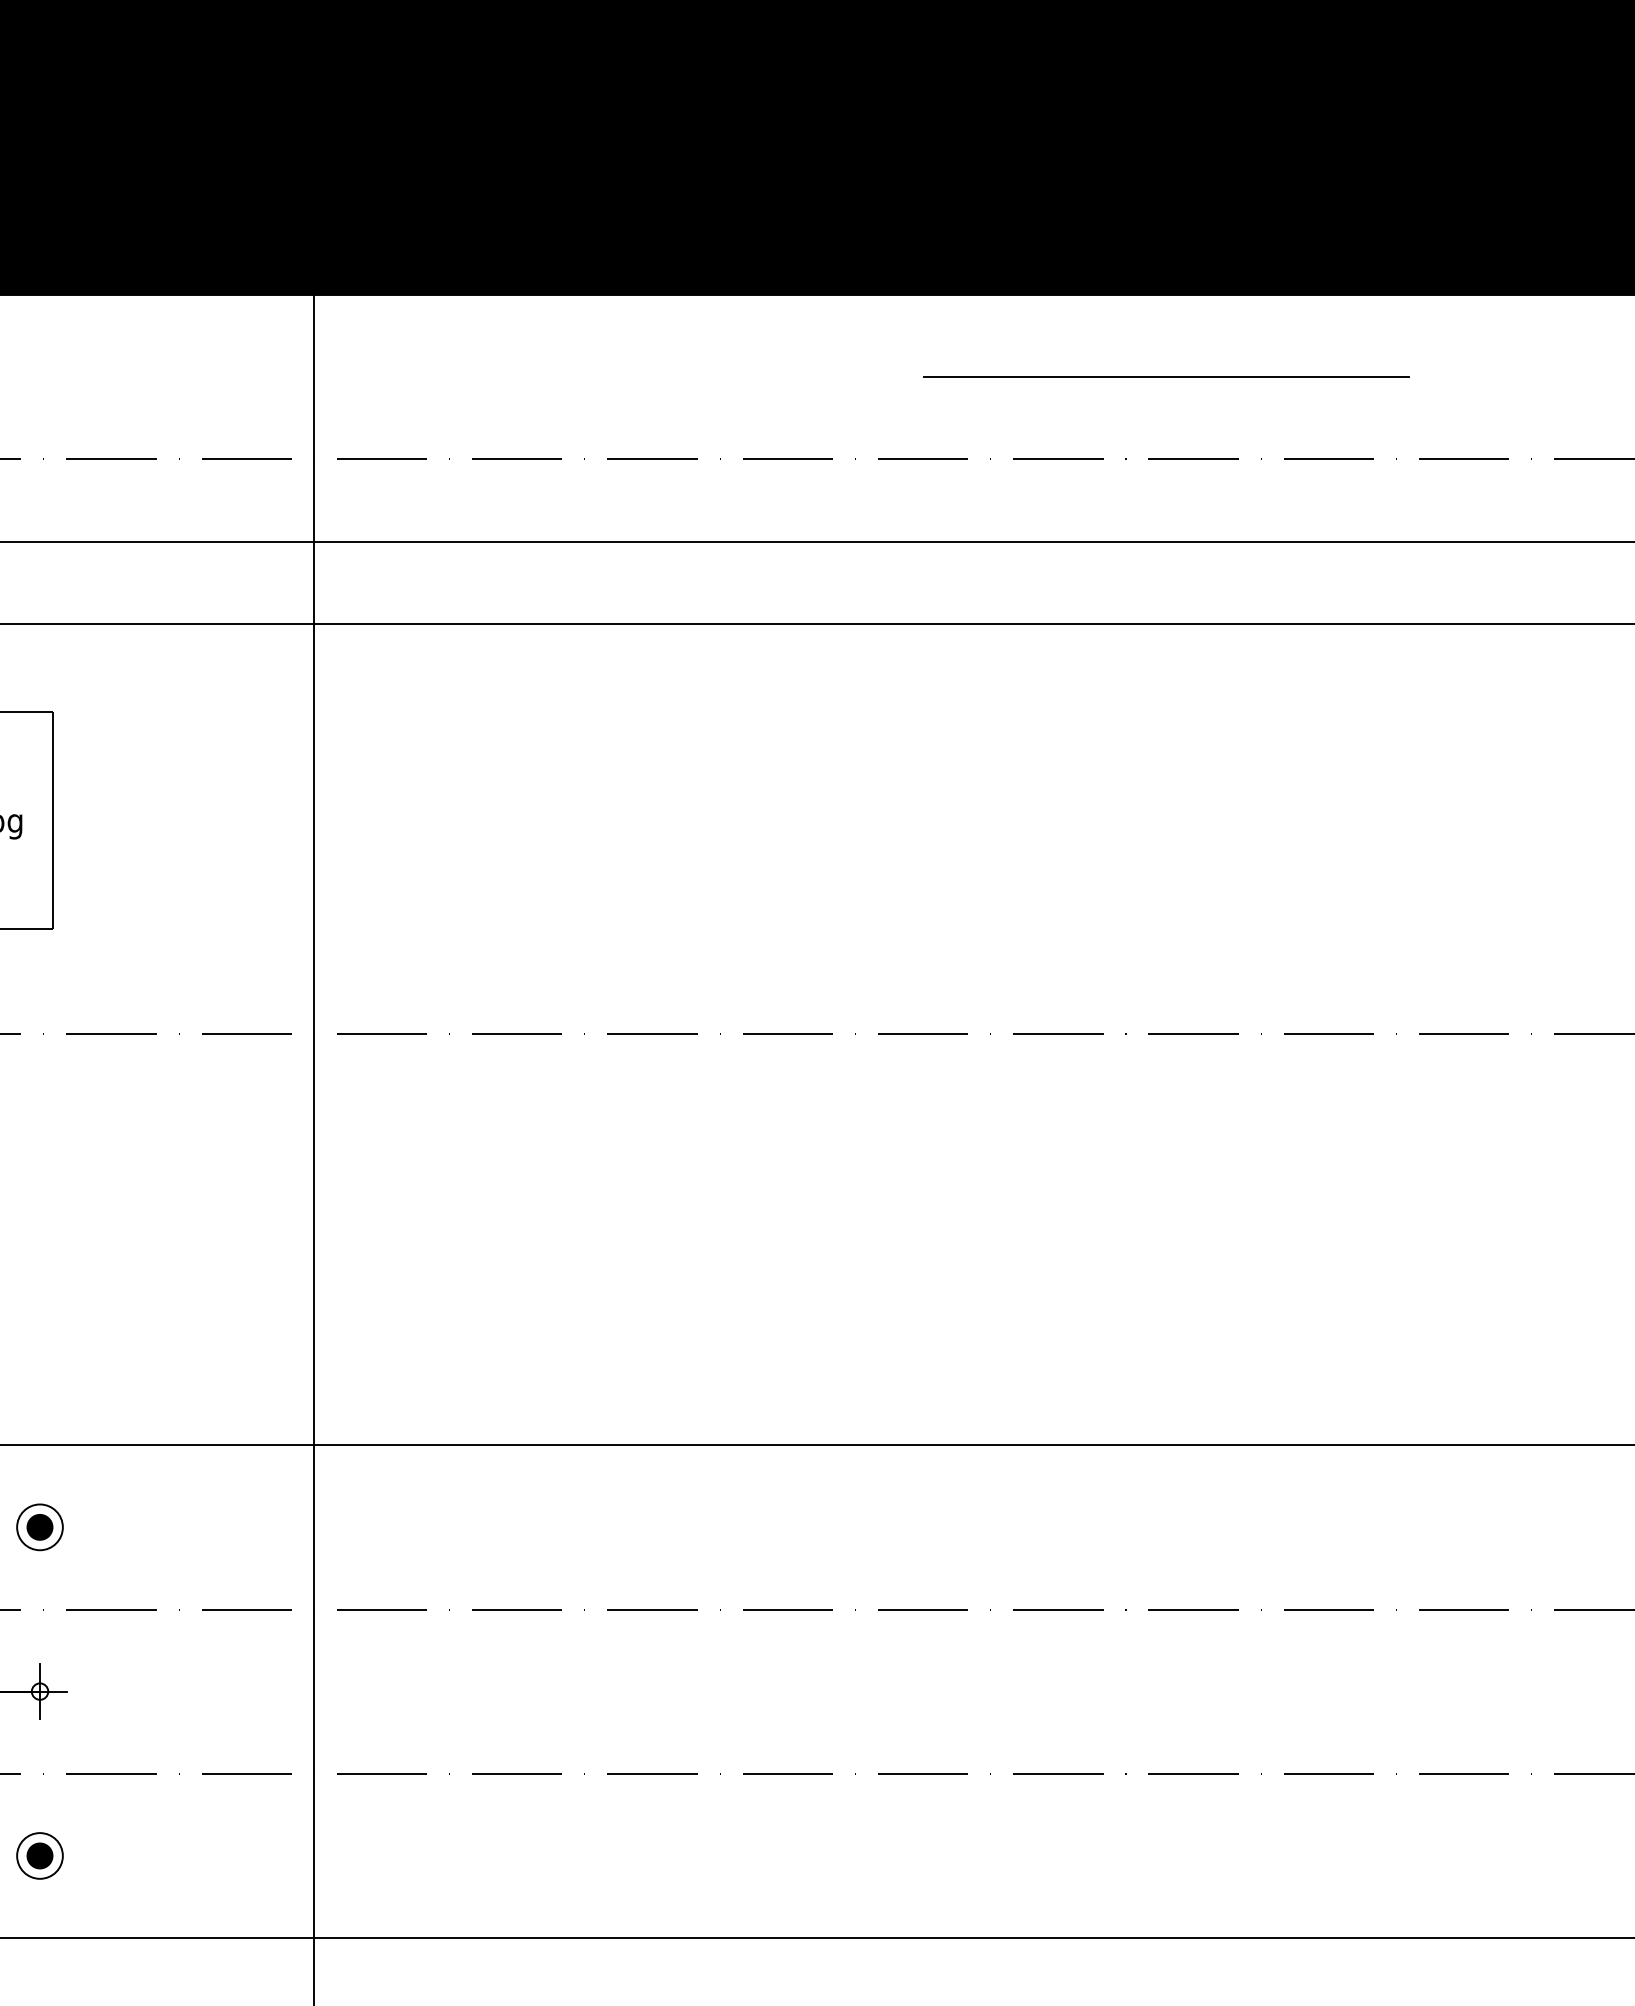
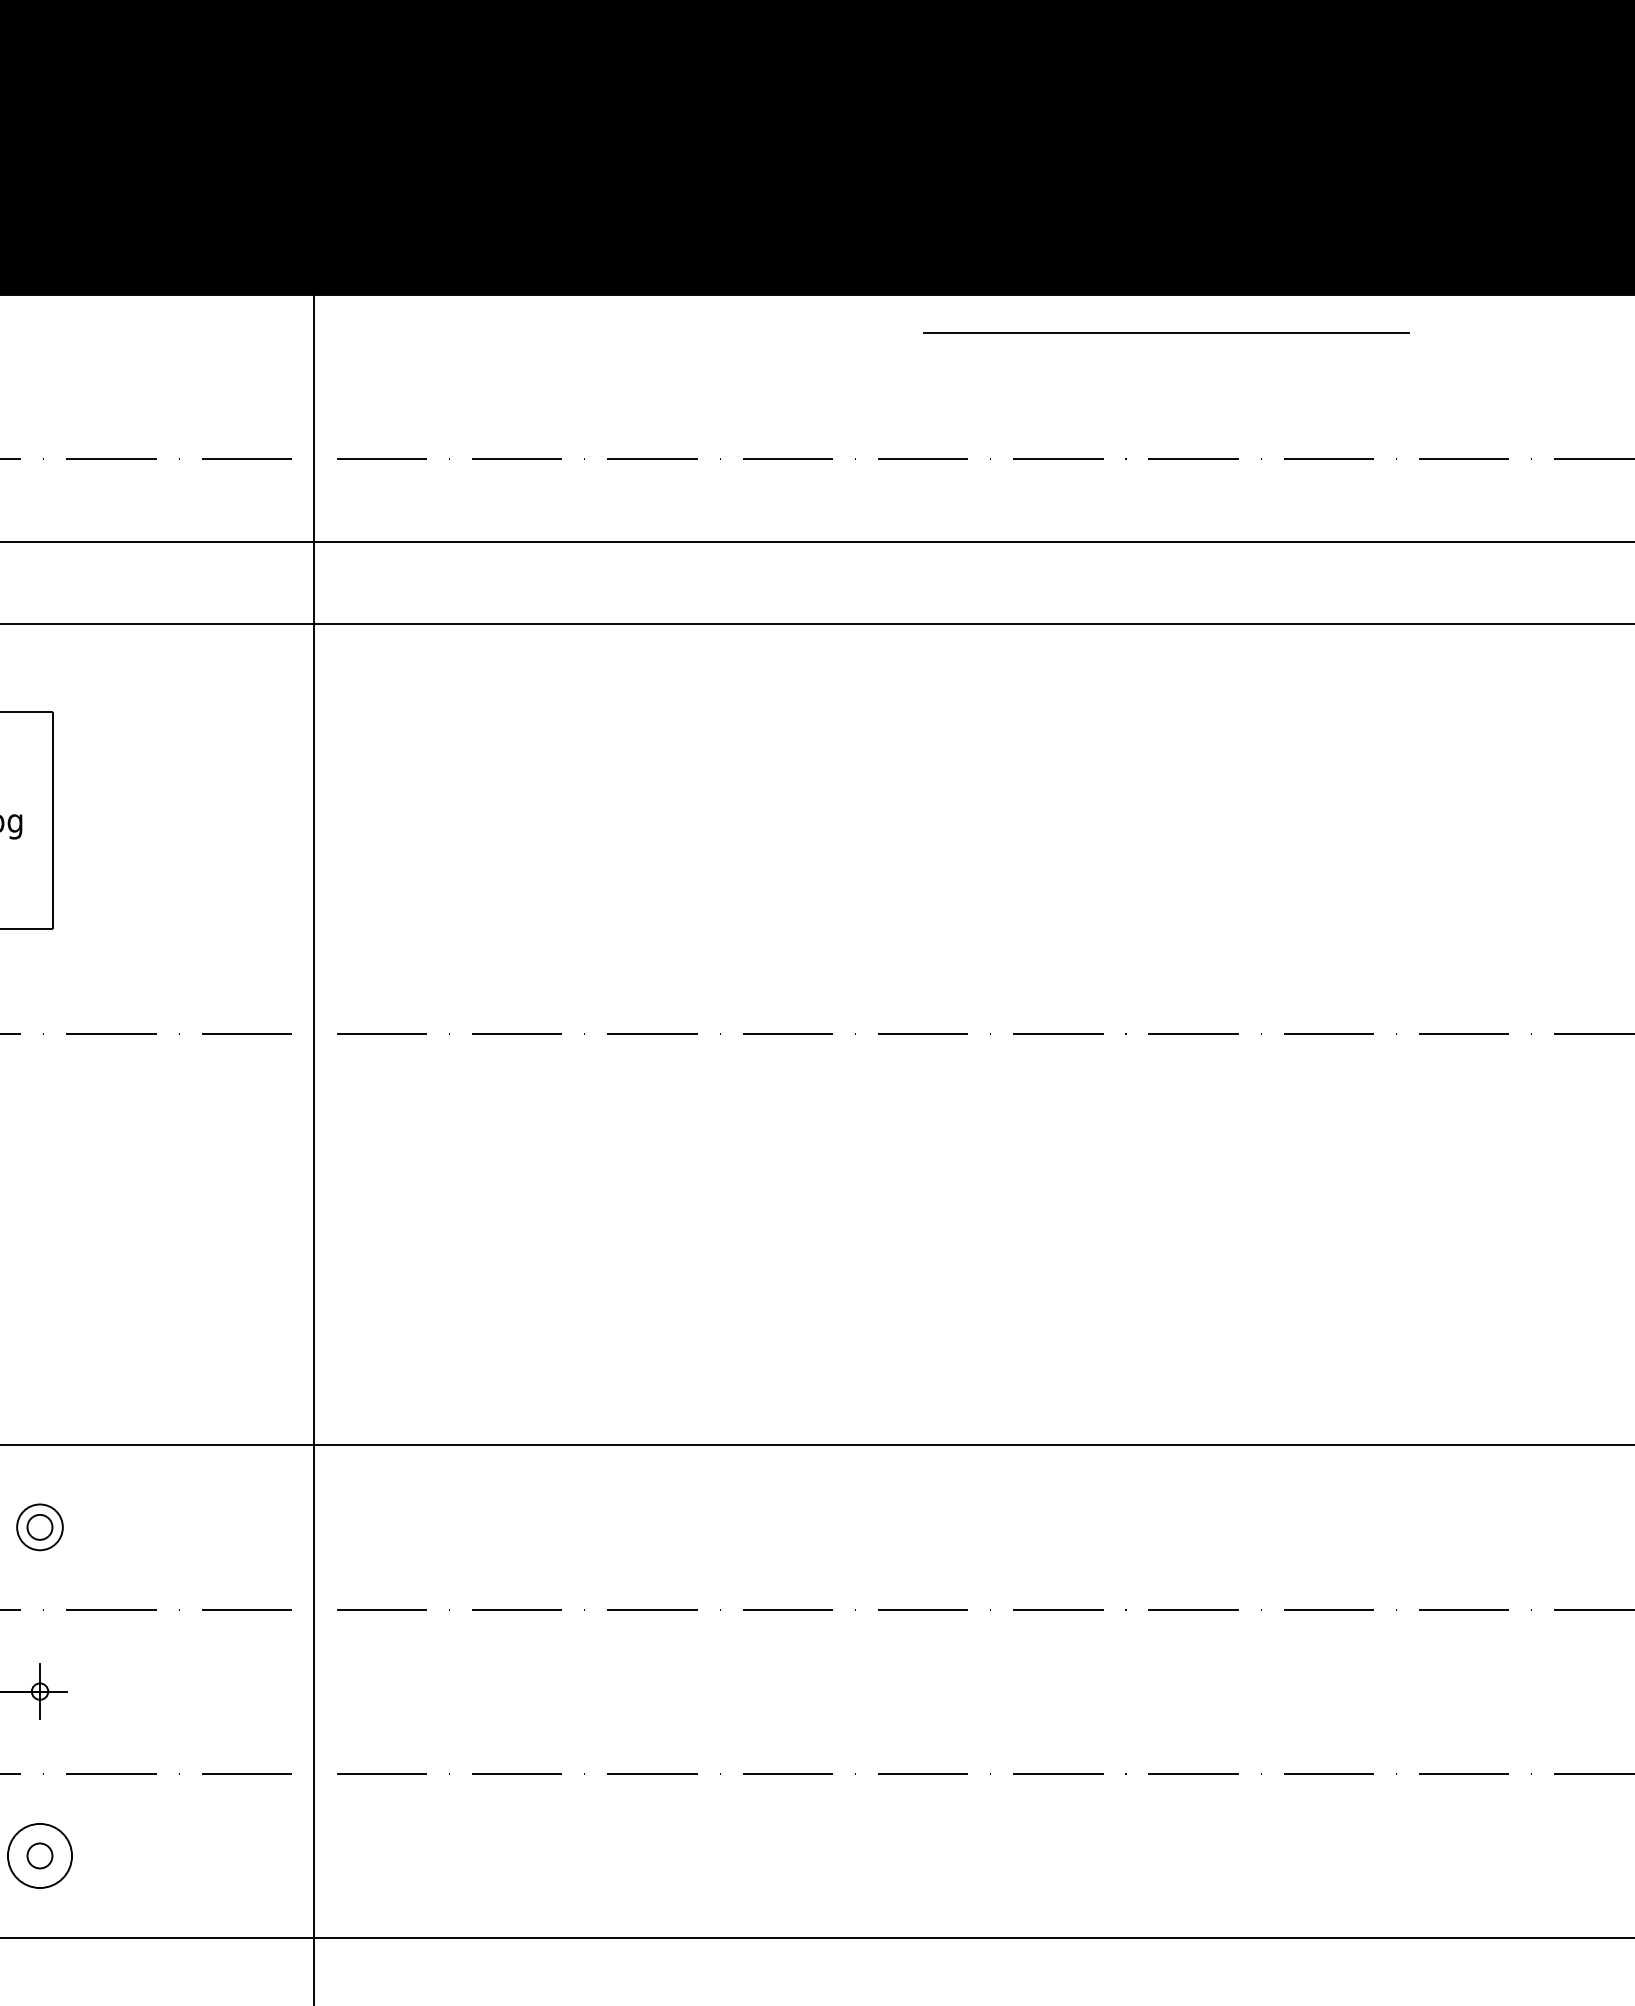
line position: (1166, 376) -> (1166, 332) (1166, 332)
fill: present -> none (39, 1526)
circle diameter: 46 px -> 64 px (39, 1855)
fill: present -> none (39, 1855)
